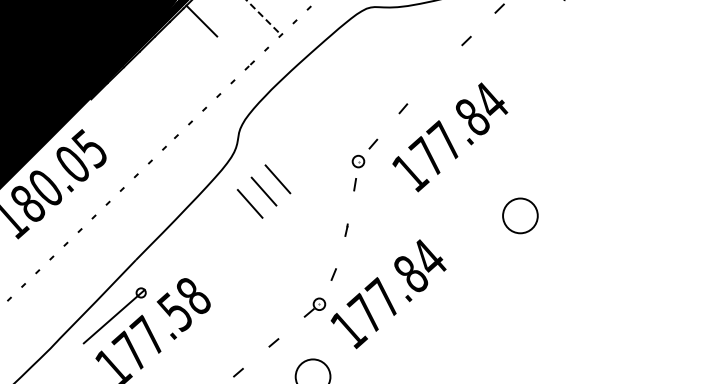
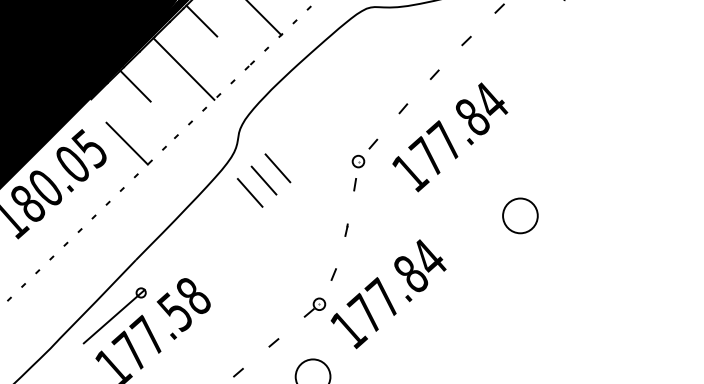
line: dashed -> solid (264, 18)
line: none -> present (183, 68)
line: none -> present (434, 74)
line: none -> present (135, 85)
line: none -> present (126, 143)
part position: (264, 191) -> (264, 180) (264, 180)
